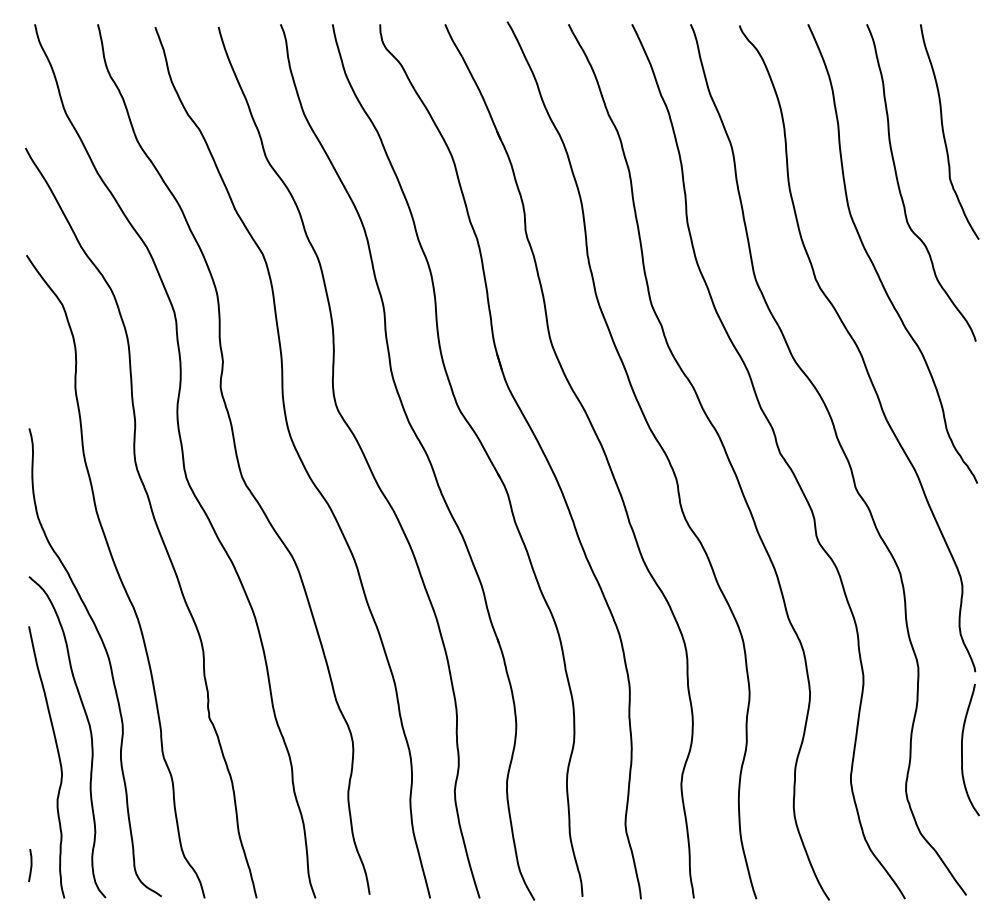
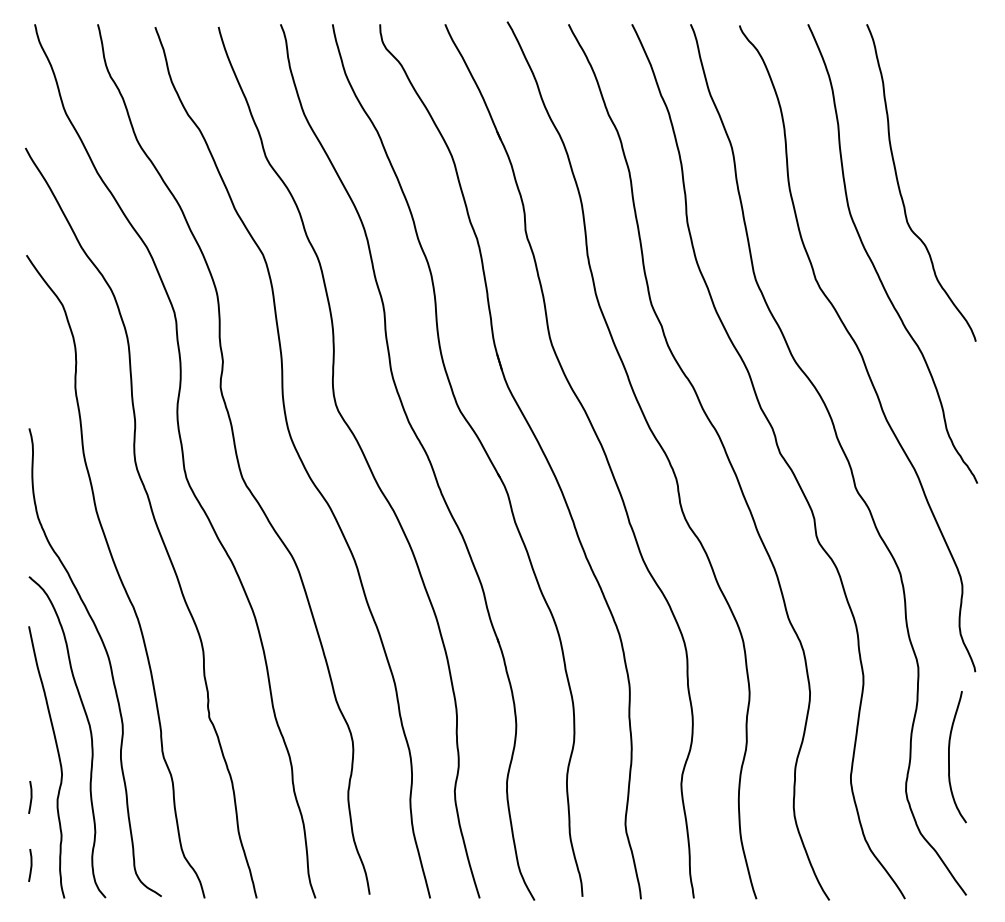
curve: present -> none (944, 132)
curve position: (962, 750) -> (949, 757) (949, 757)
line: none -> present (30, 797)
